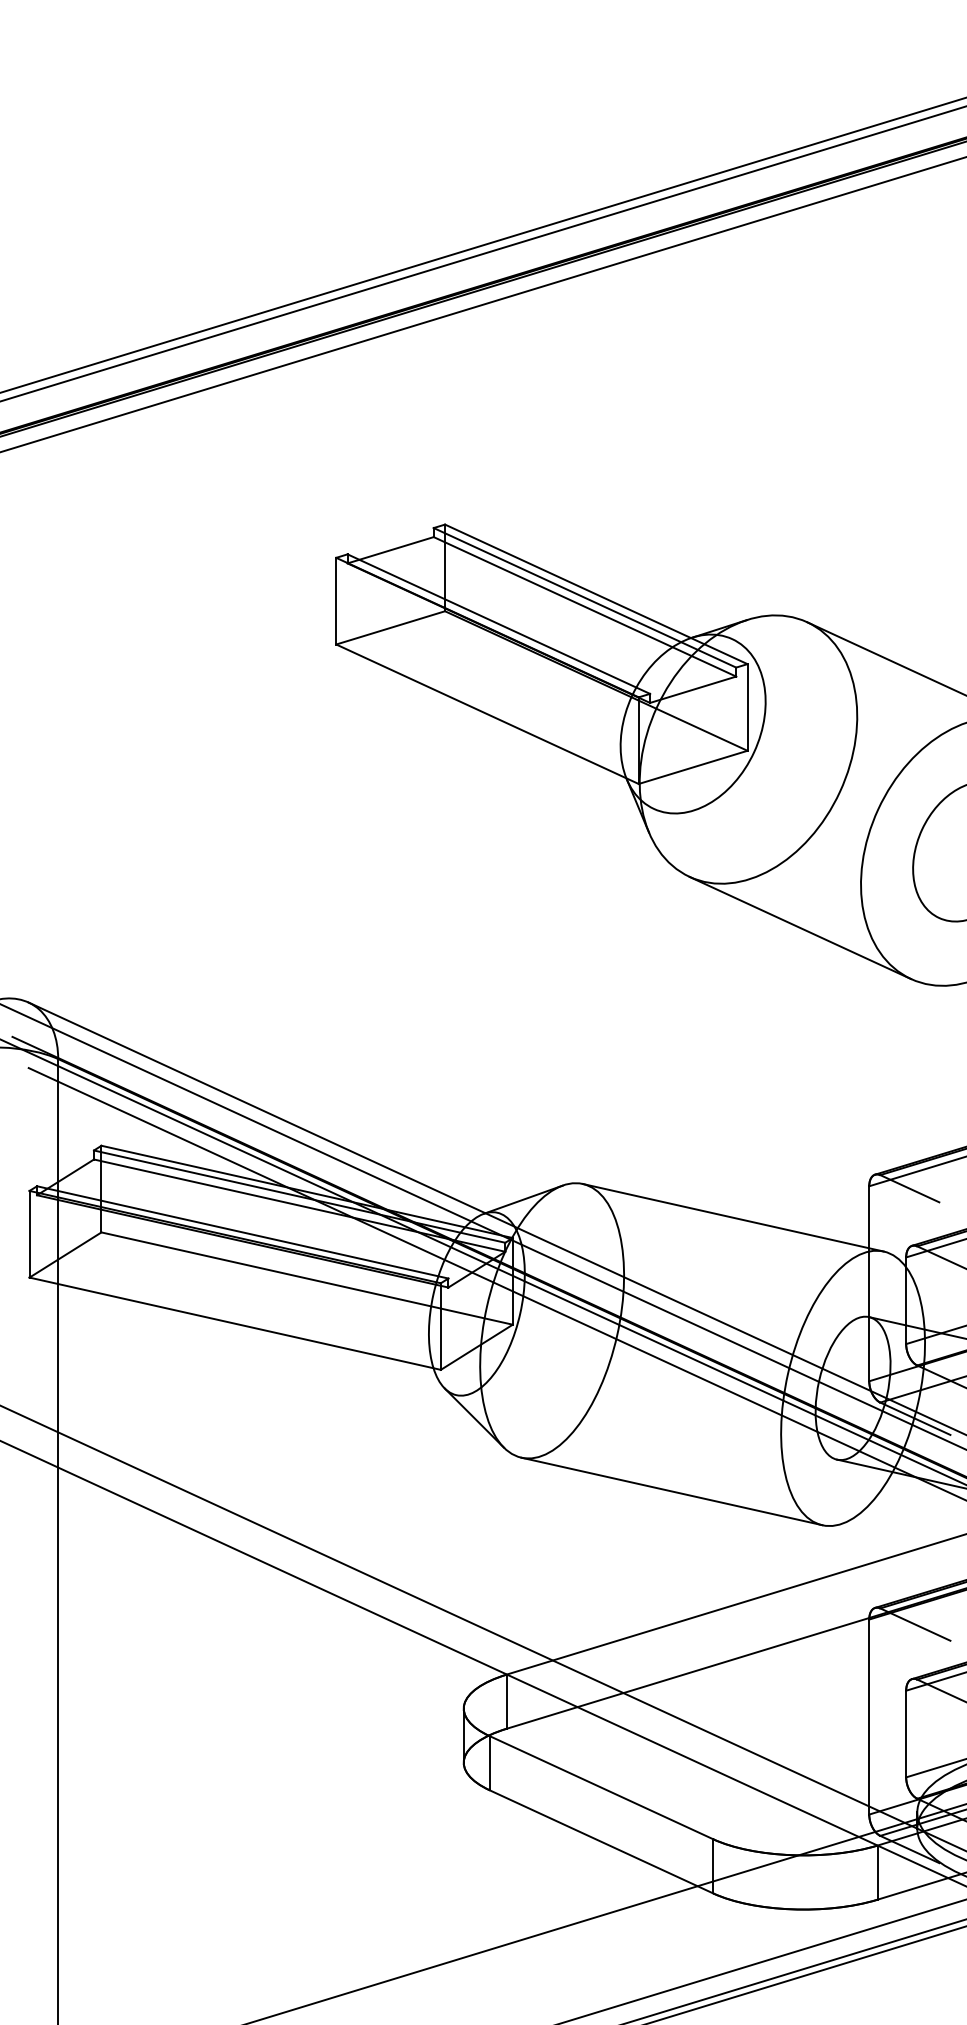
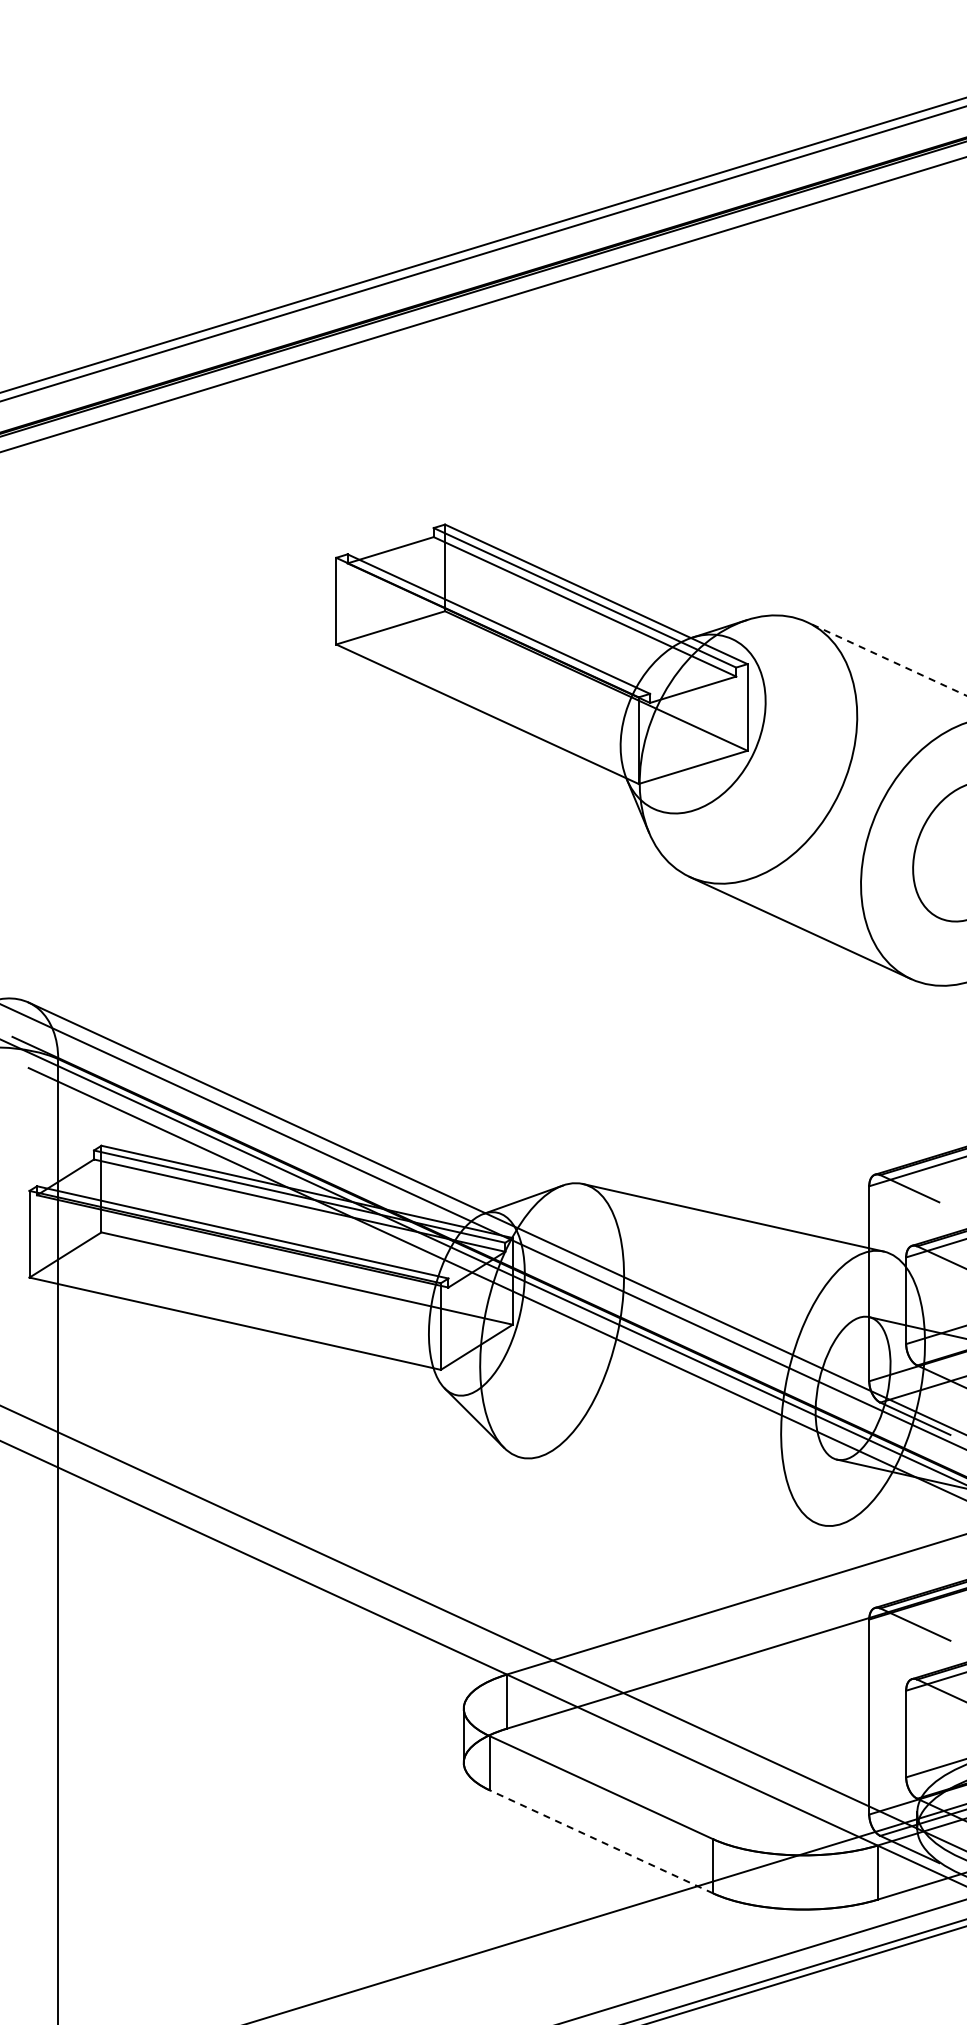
line: solid -> dashed (887, 659)
line: present -> none (671, 1491)
line: solid -> dashed (601, 1841)
